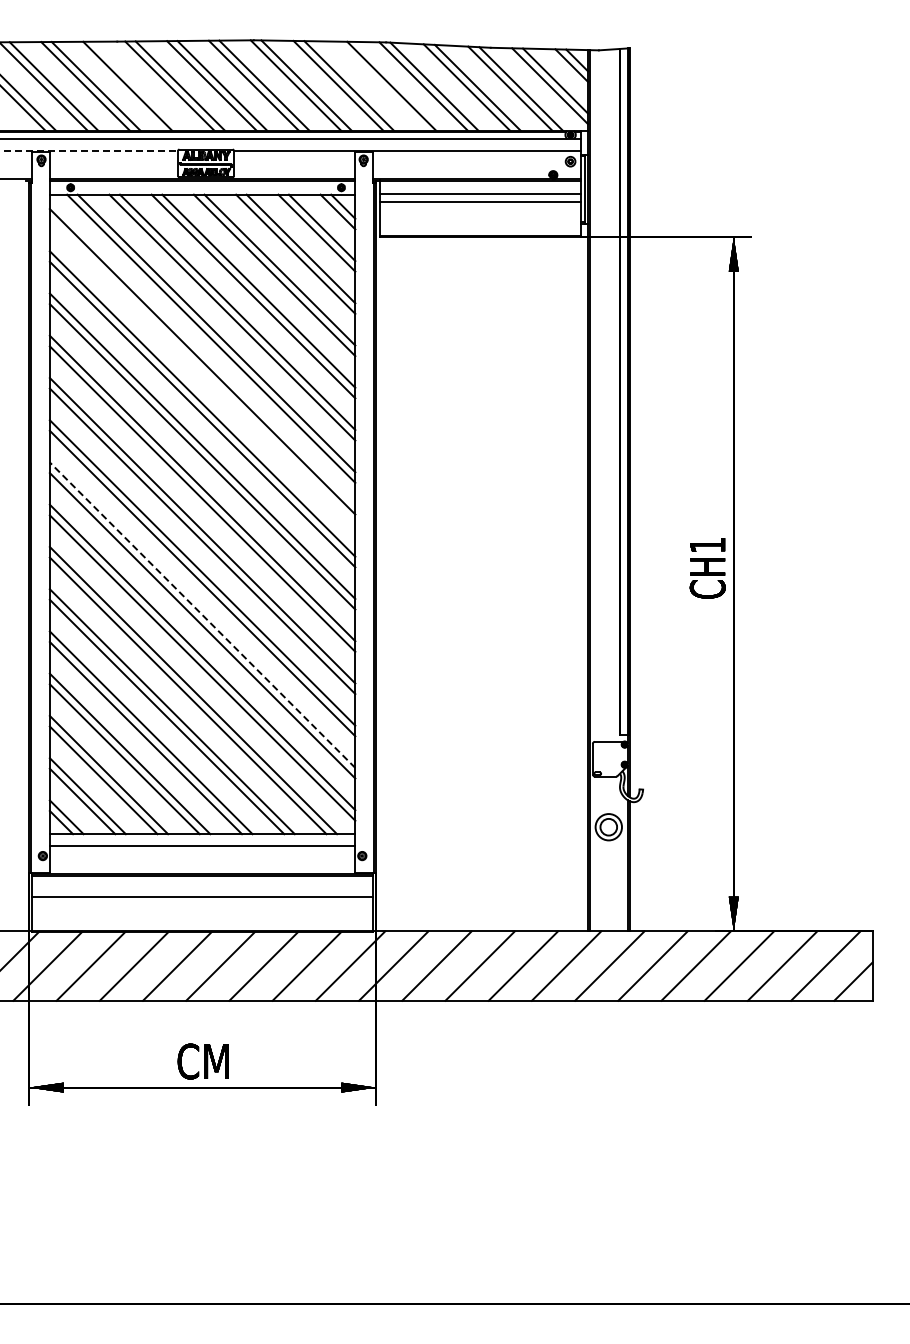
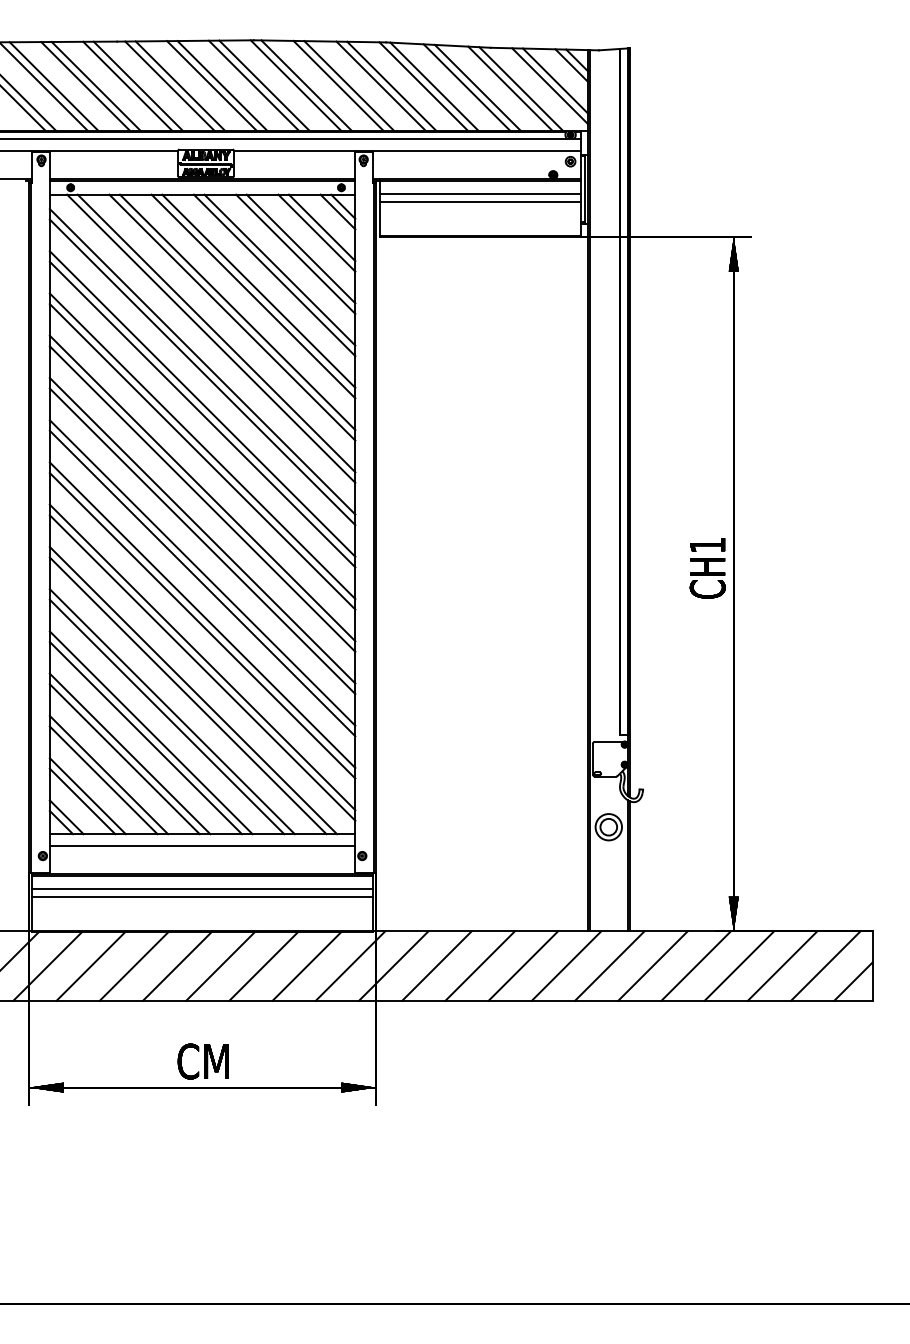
line: none -> present (137, 85)
line: none -> present (380, 85)
line: dashed -> solid (89, 150)
line: none -> present (202, 372)
line: dashed -> solid (202, 614)
line: none -> present (202, 888)
